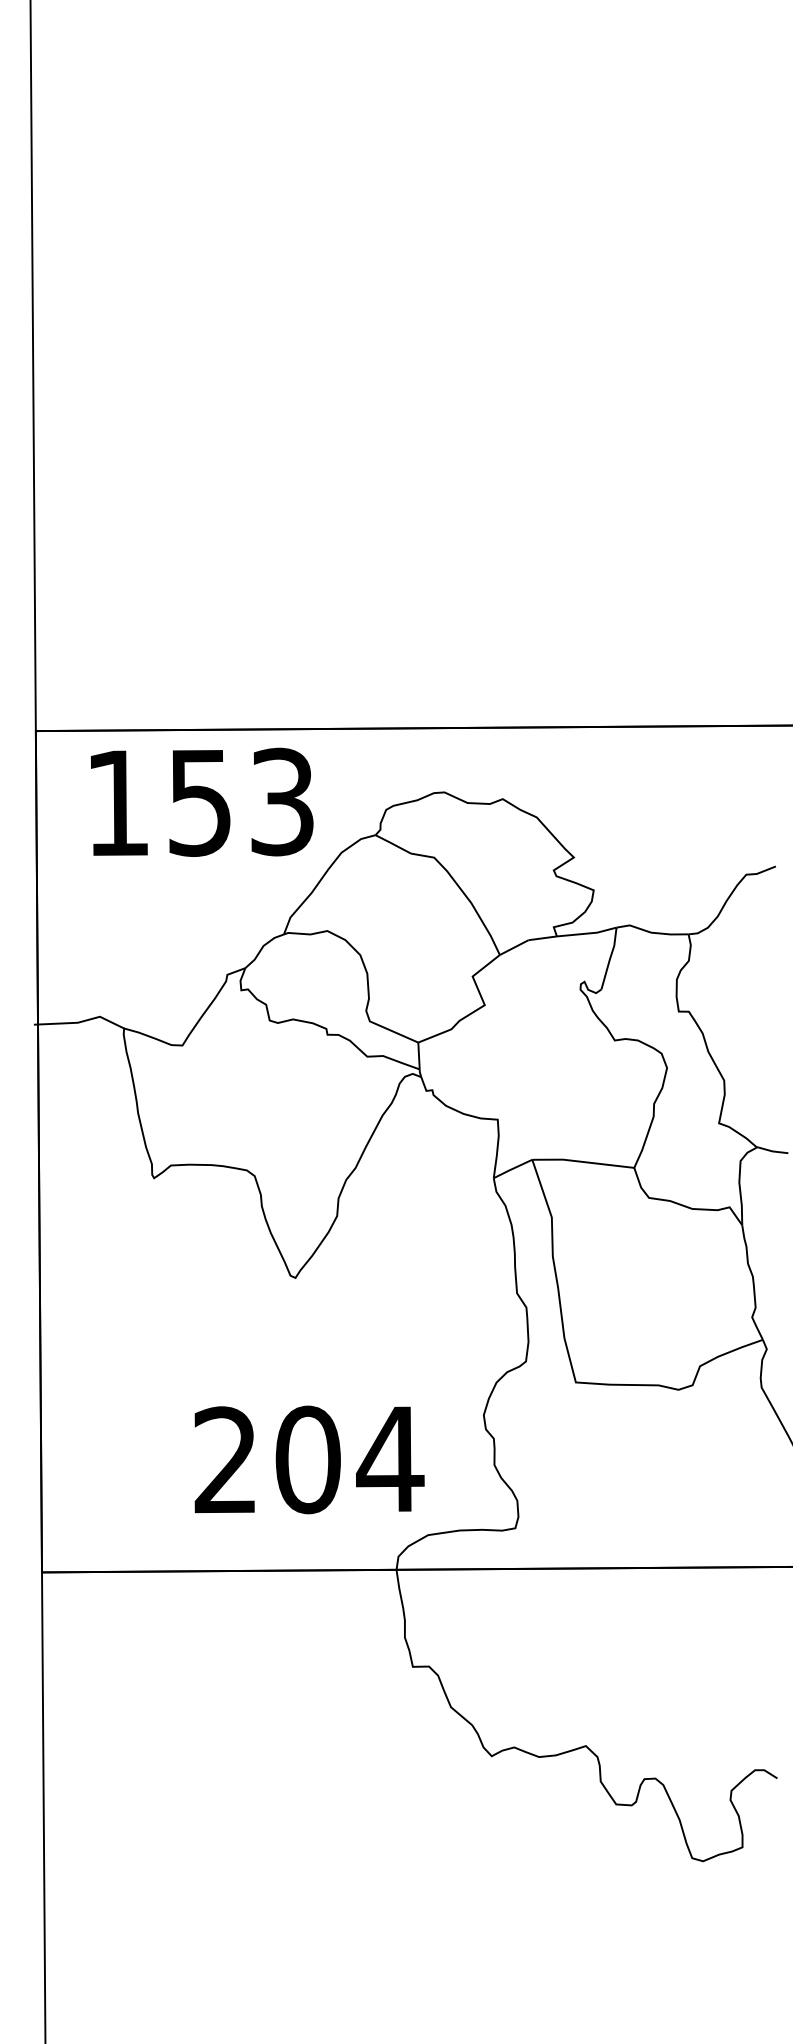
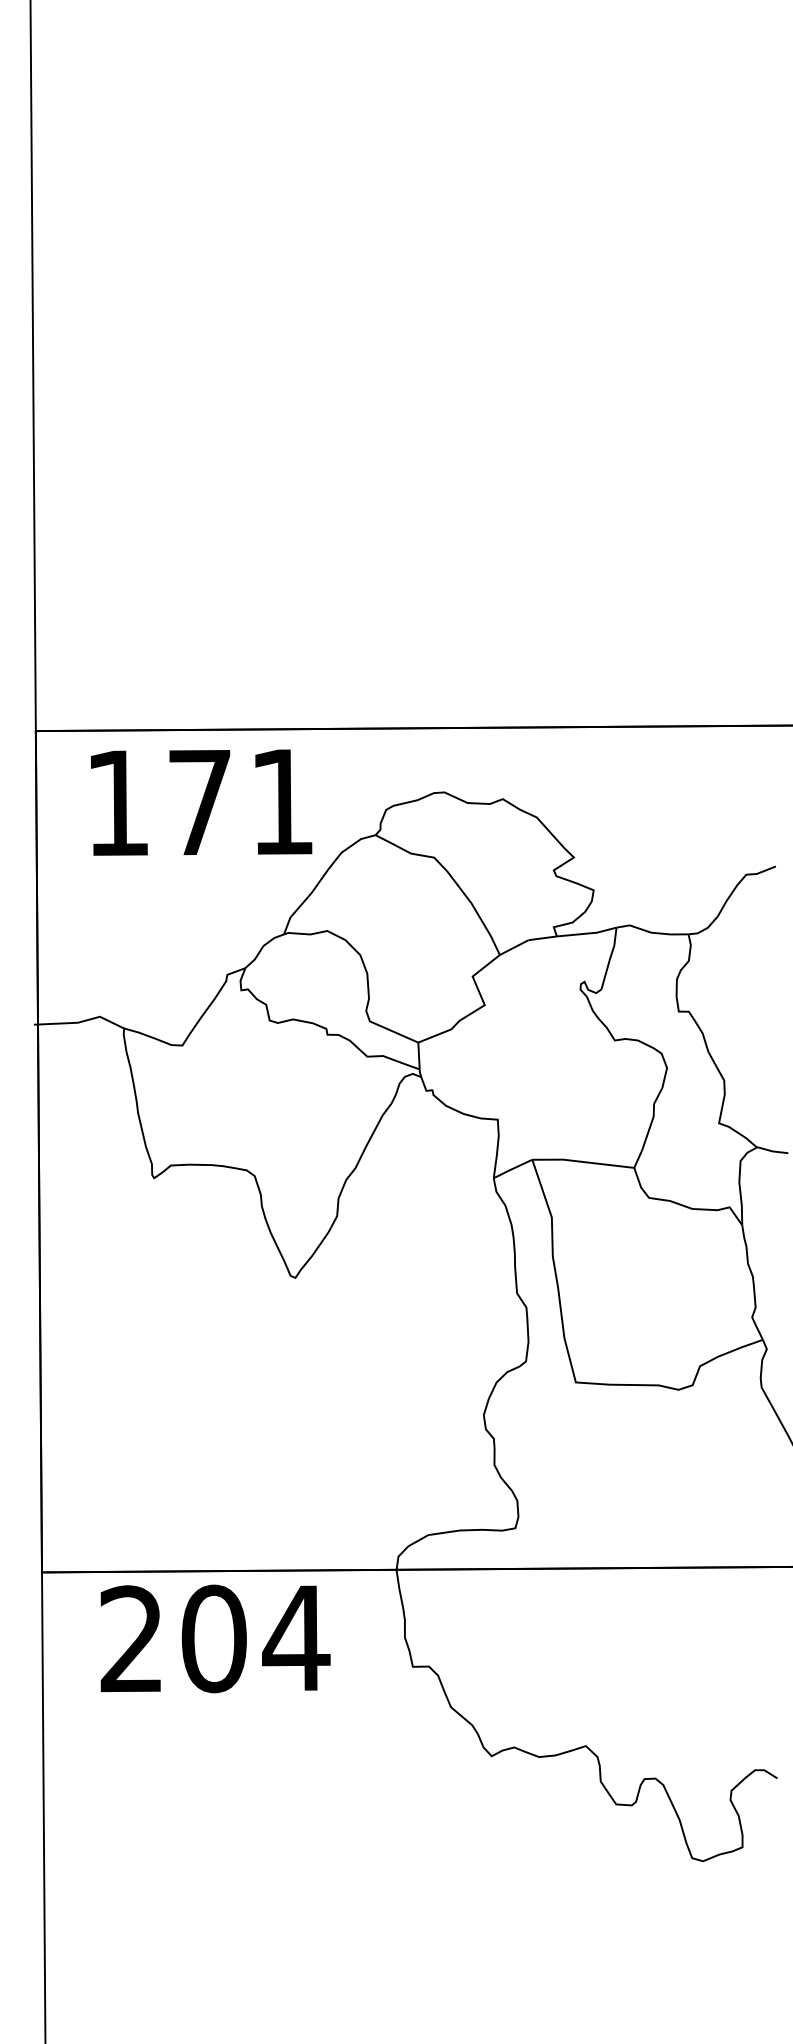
text: 153 -> 171 (241, 801)
text position: (309, 1459) -> (215, 1638) (215, 1638)
